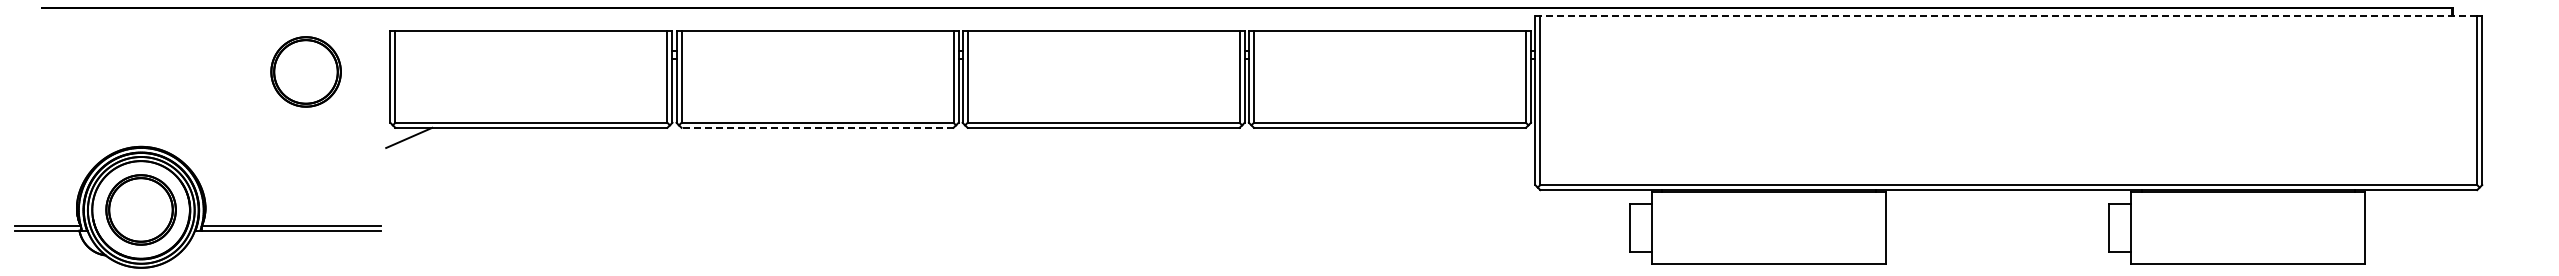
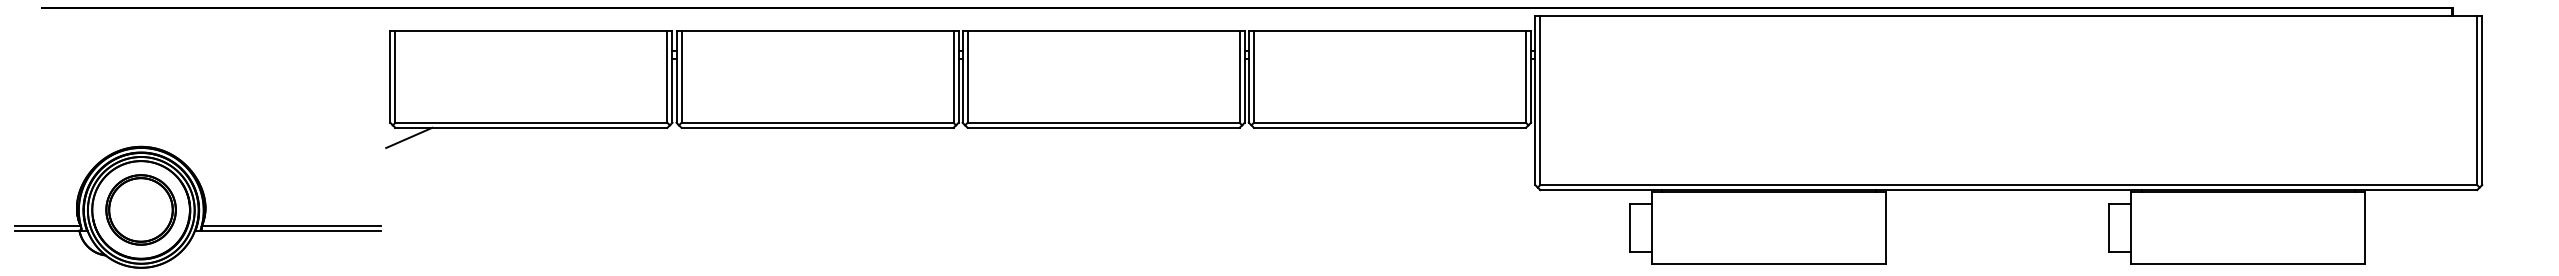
line: dashed -> solid (2006, 16)
part: present -> none (305, 71)
line: dashed -> solid (817, 127)
